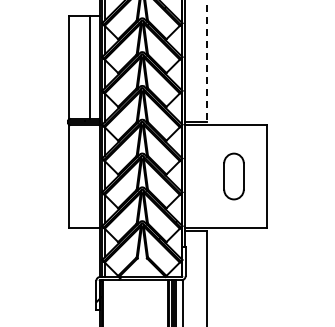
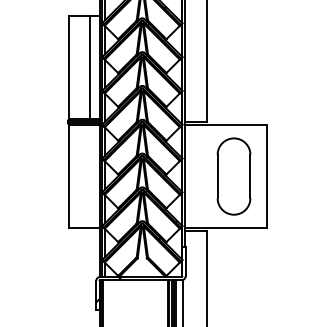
line: dashed -> solid (206, 61)
part size: 22x49 px -> 36x79 px (233, 176)
